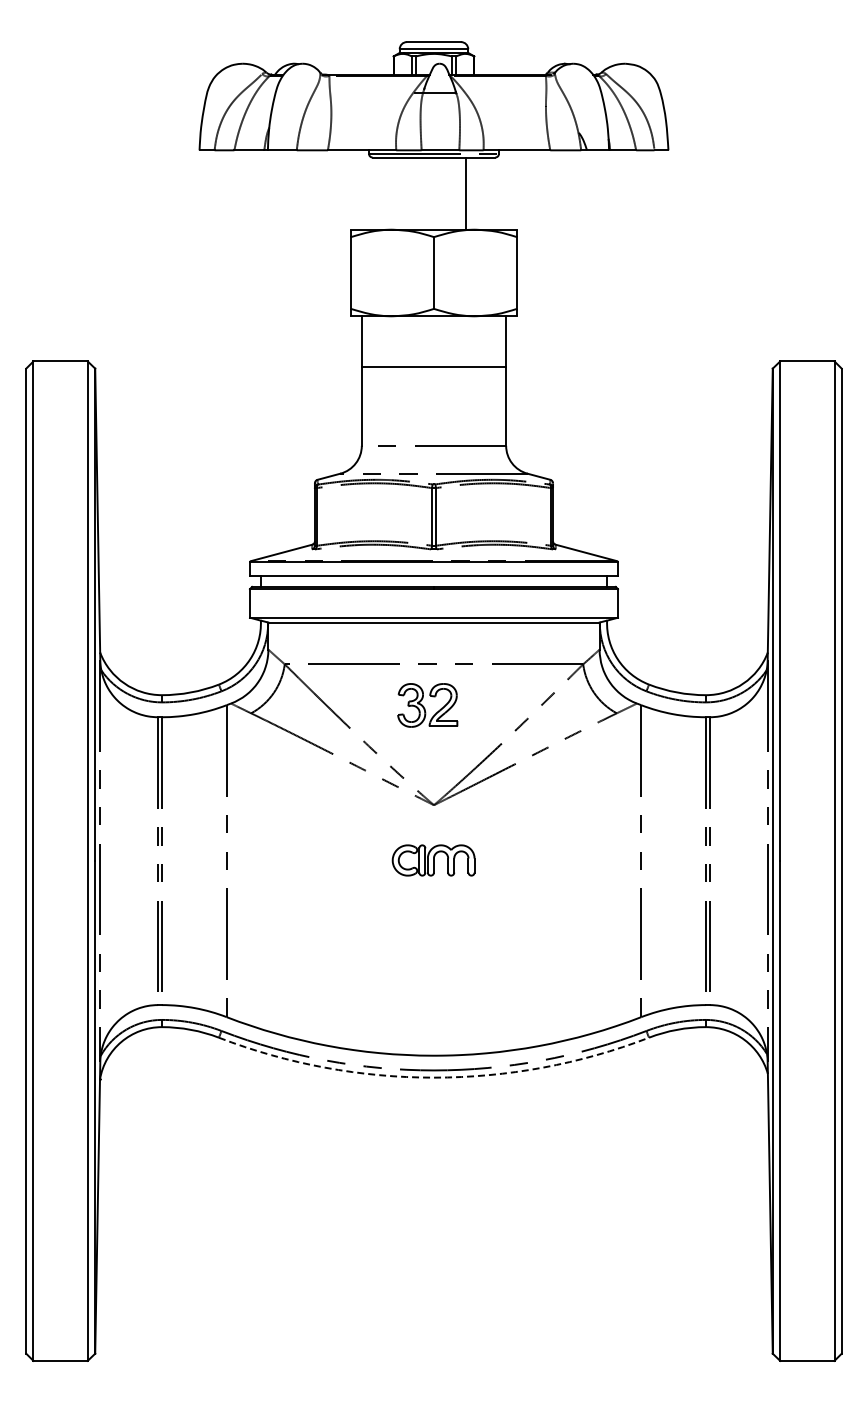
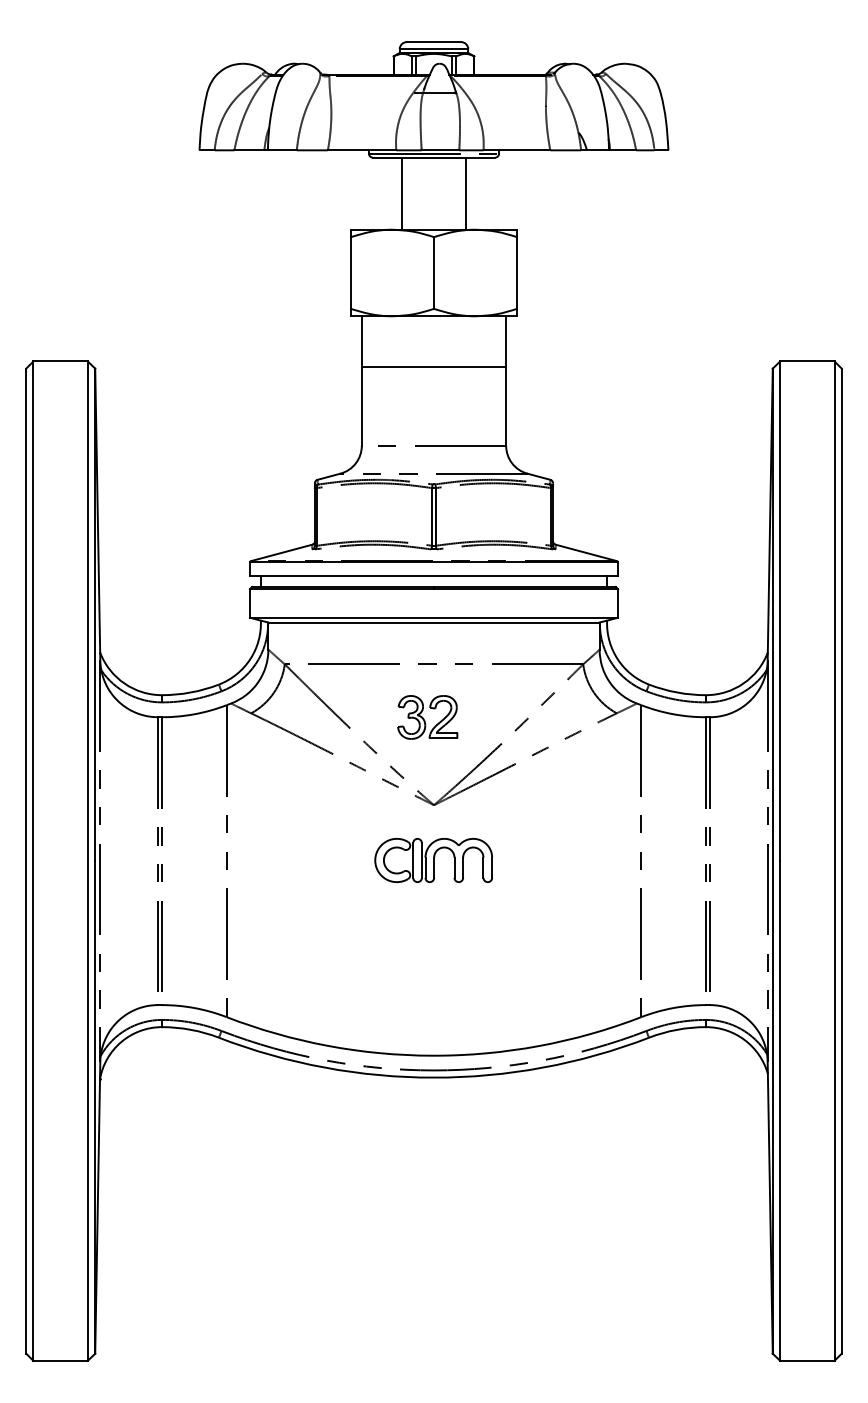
line: none -> present (401, 193)
part position: (427, 705) -> (427, 717) (427, 717)
part size: 85x33 px -> 119x45 px (433, 860)
arc: dashed -> solid (433, 1077)
